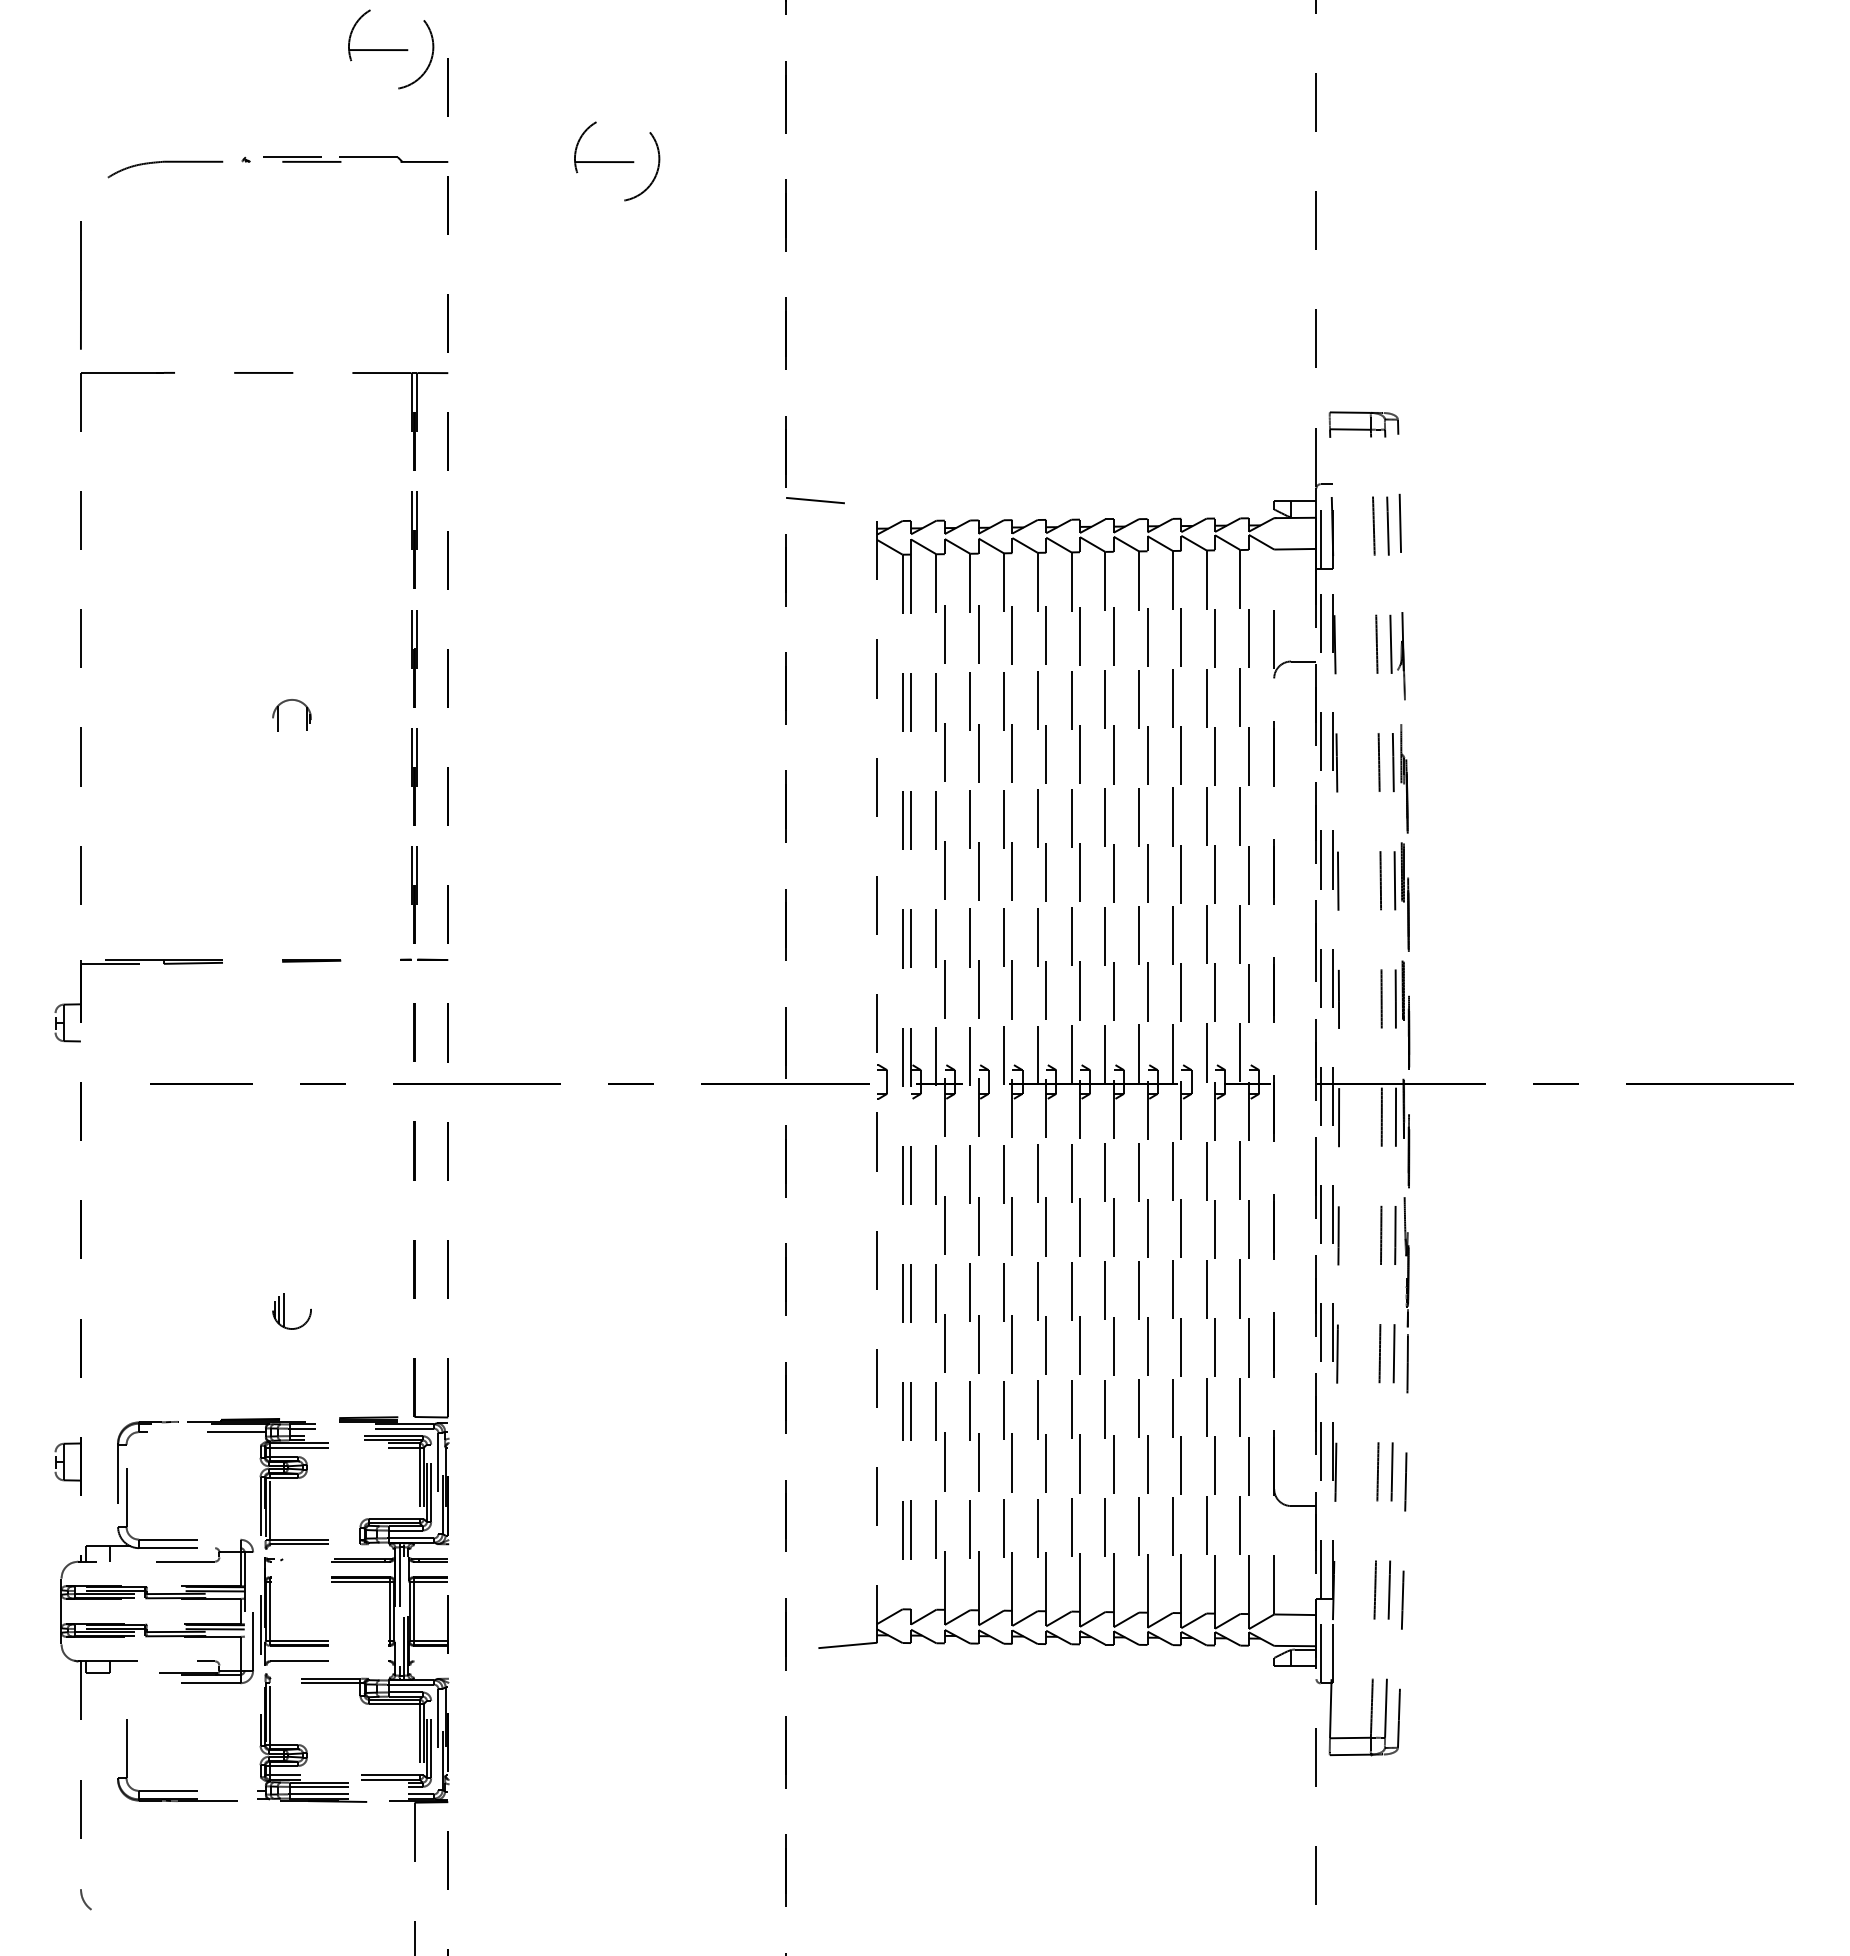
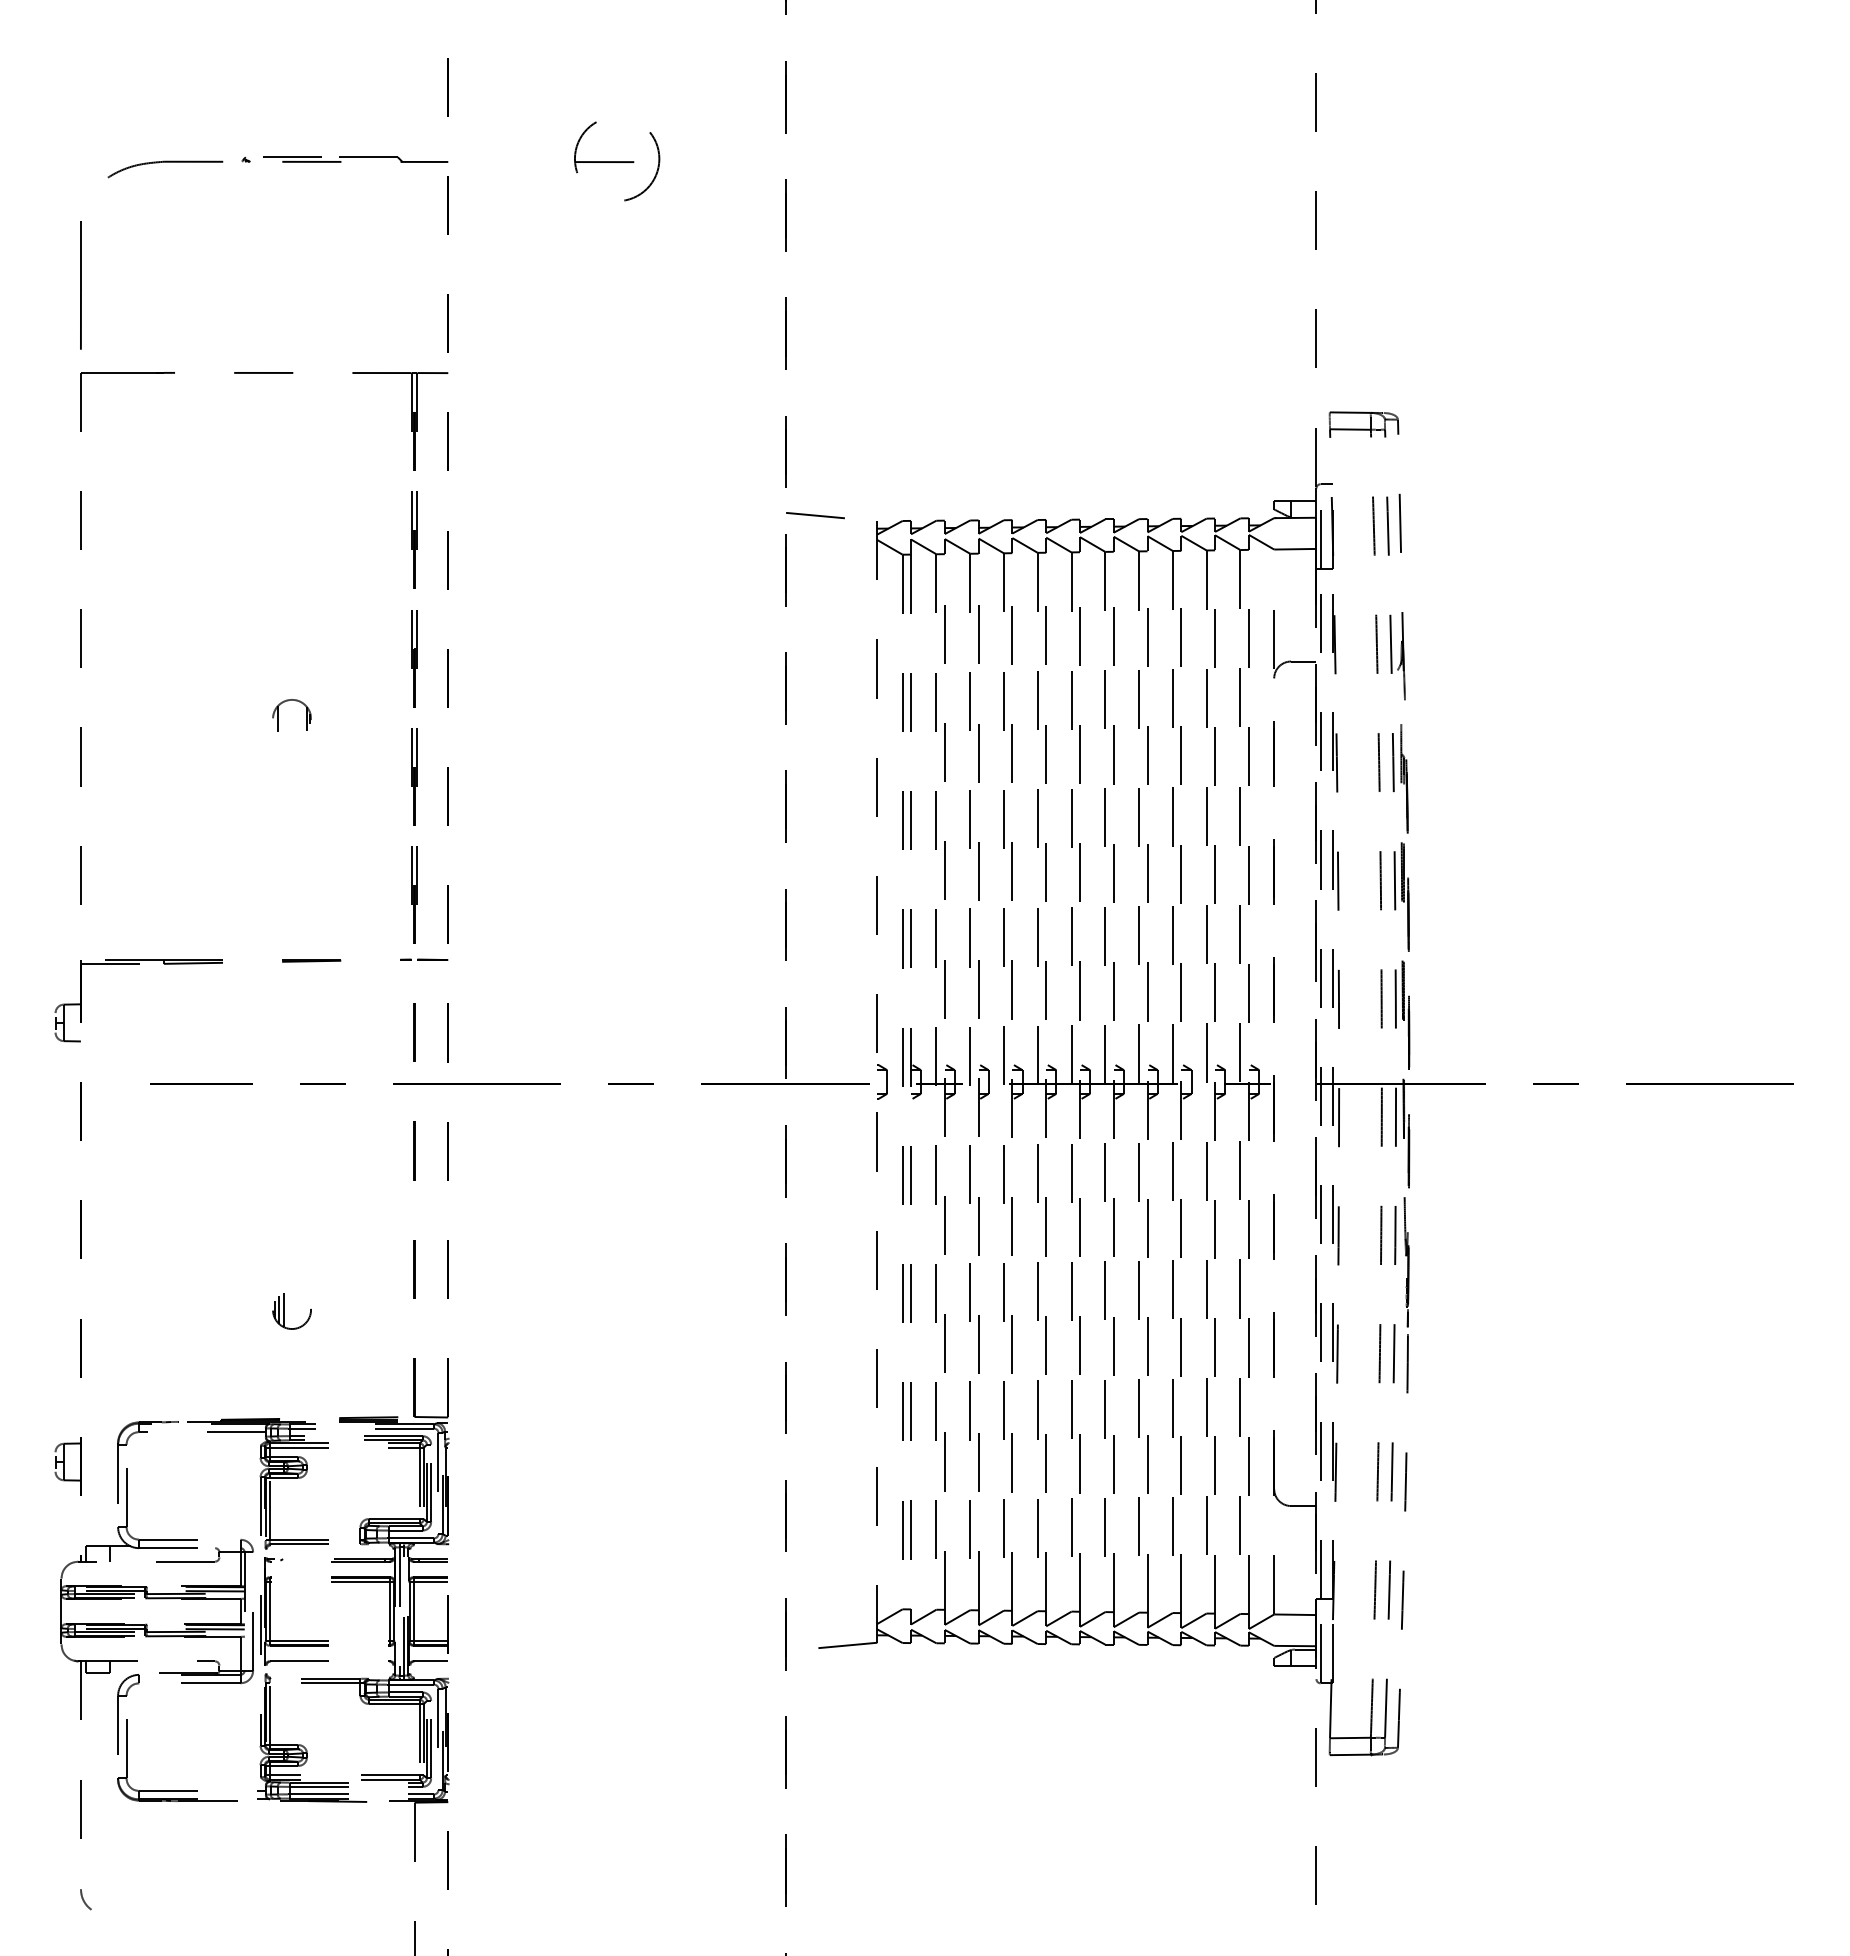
part: present -> none (391, 49)
line position: (815, 500) -> (815, 515) (815, 515)
line: none -> present (430, 1661)
part: none -> present (118, 1714)
